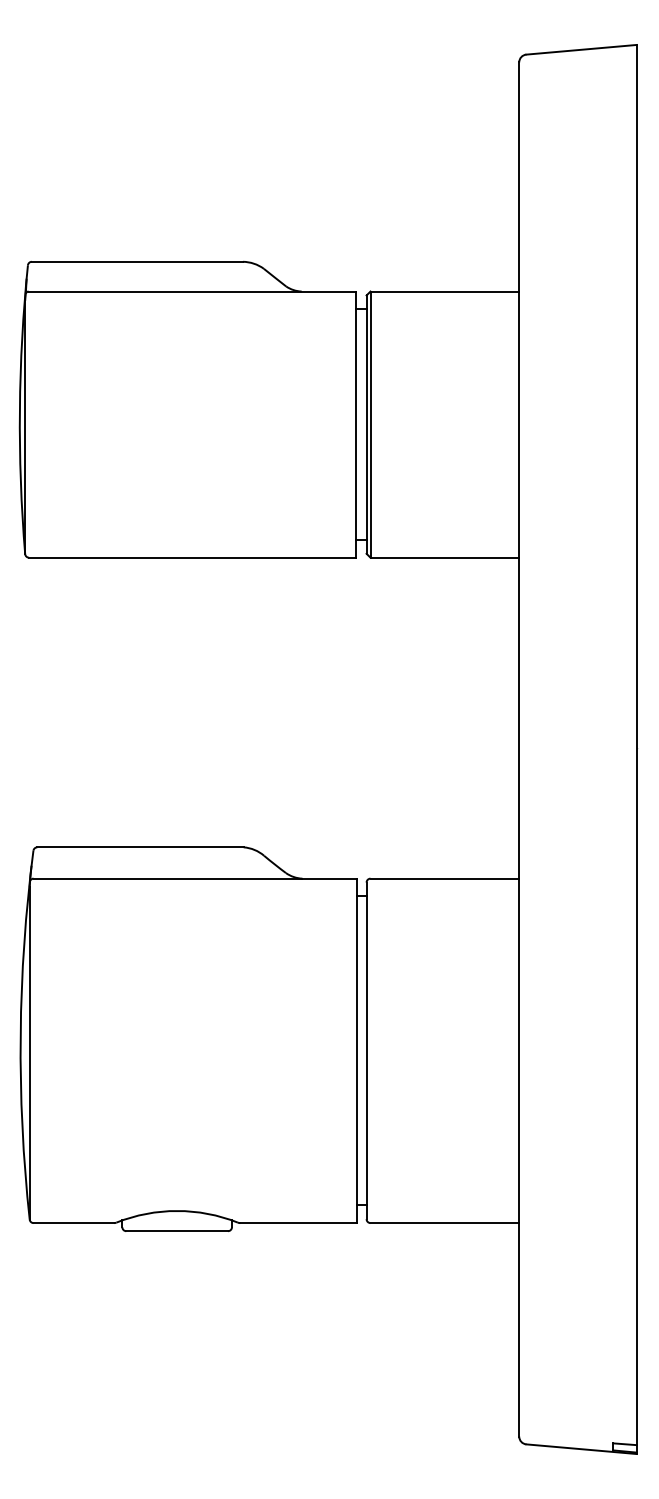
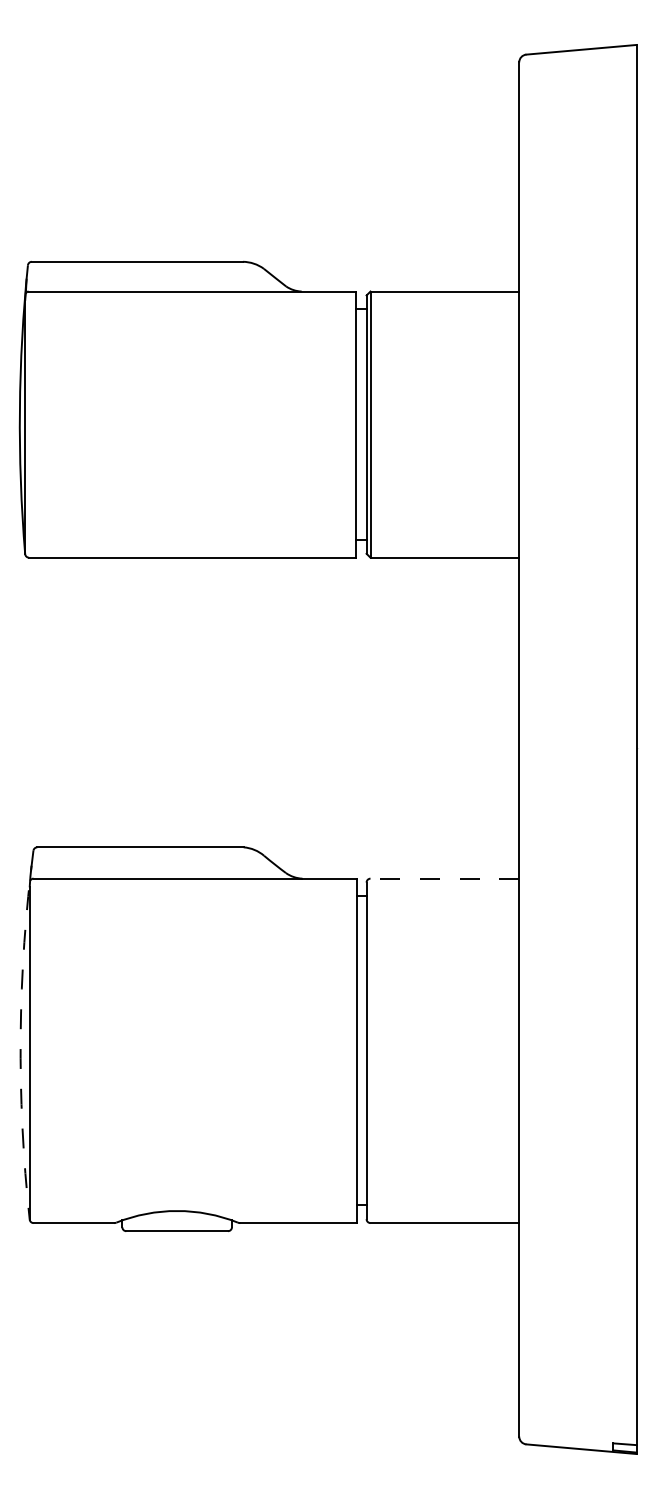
line: solid -> dashed (444, 878)
arc: solid -> dashed (20, 1035)
